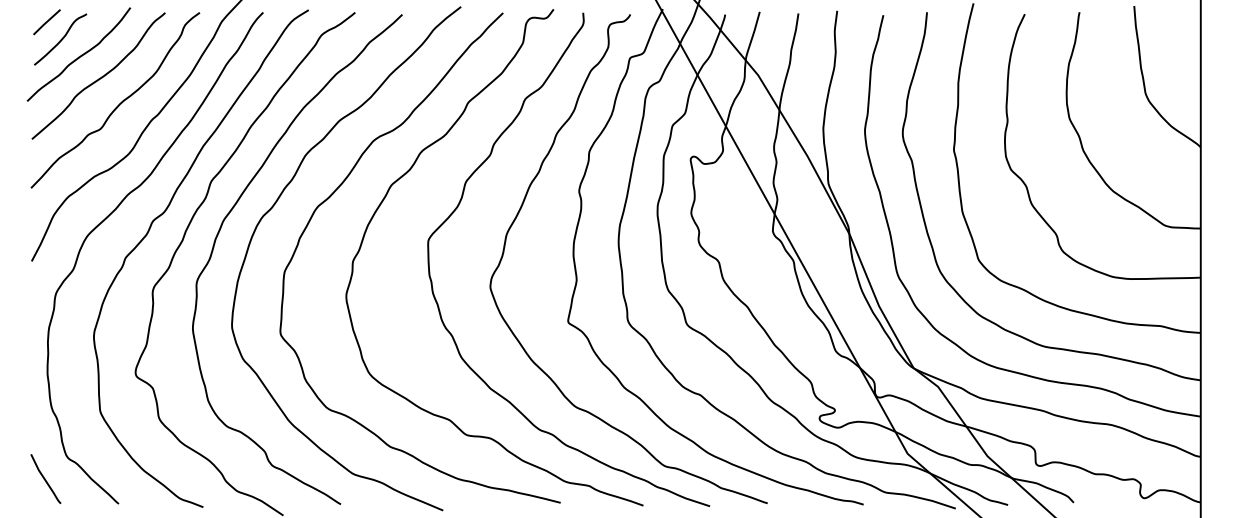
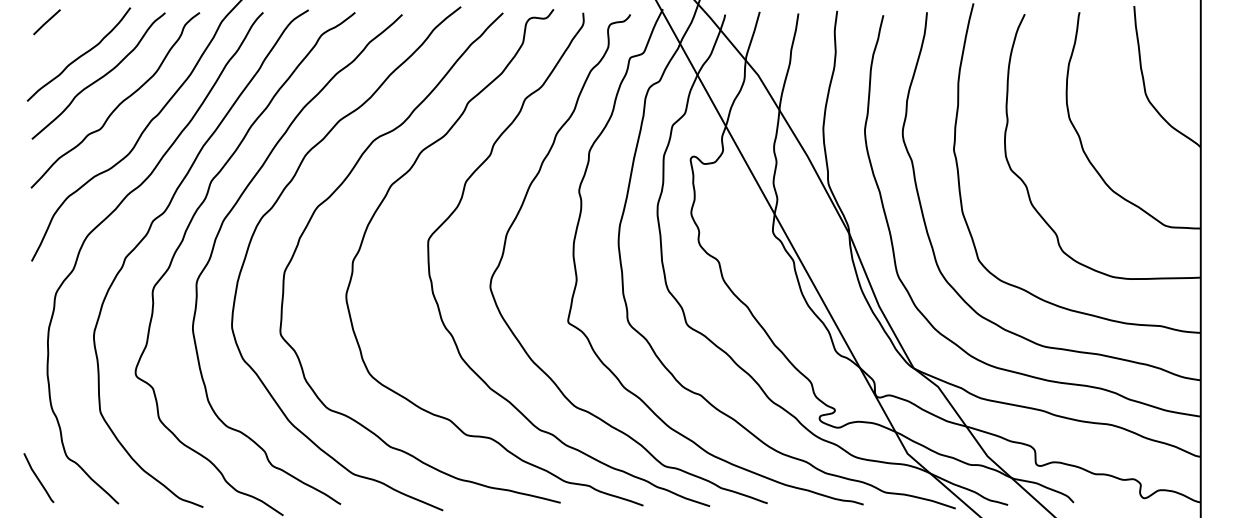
curve: present -> none (60, 39)
curve position: (45, 479) -> (38, 478) (38, 478)
